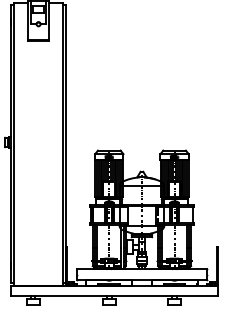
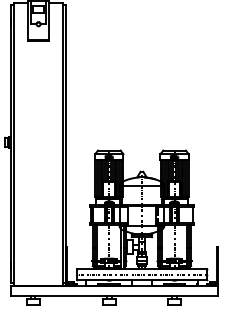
line: none -> present (141, 274)
